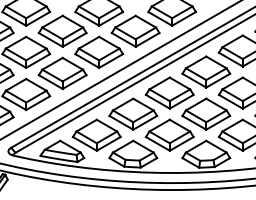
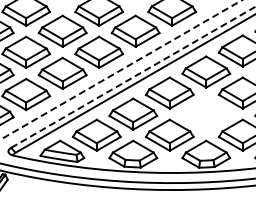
line: solid -> dashed (121, 70)
line: solid -> dashed (133, 76)
part: present -> none (206, 113)
